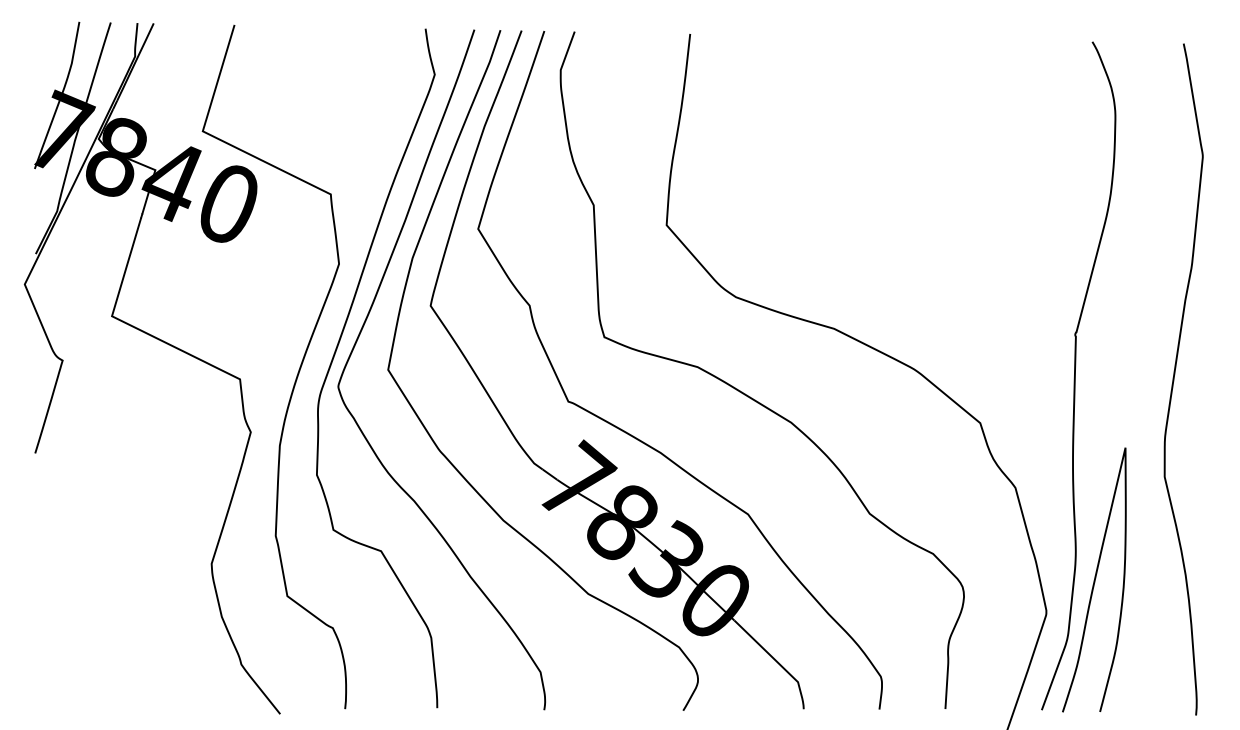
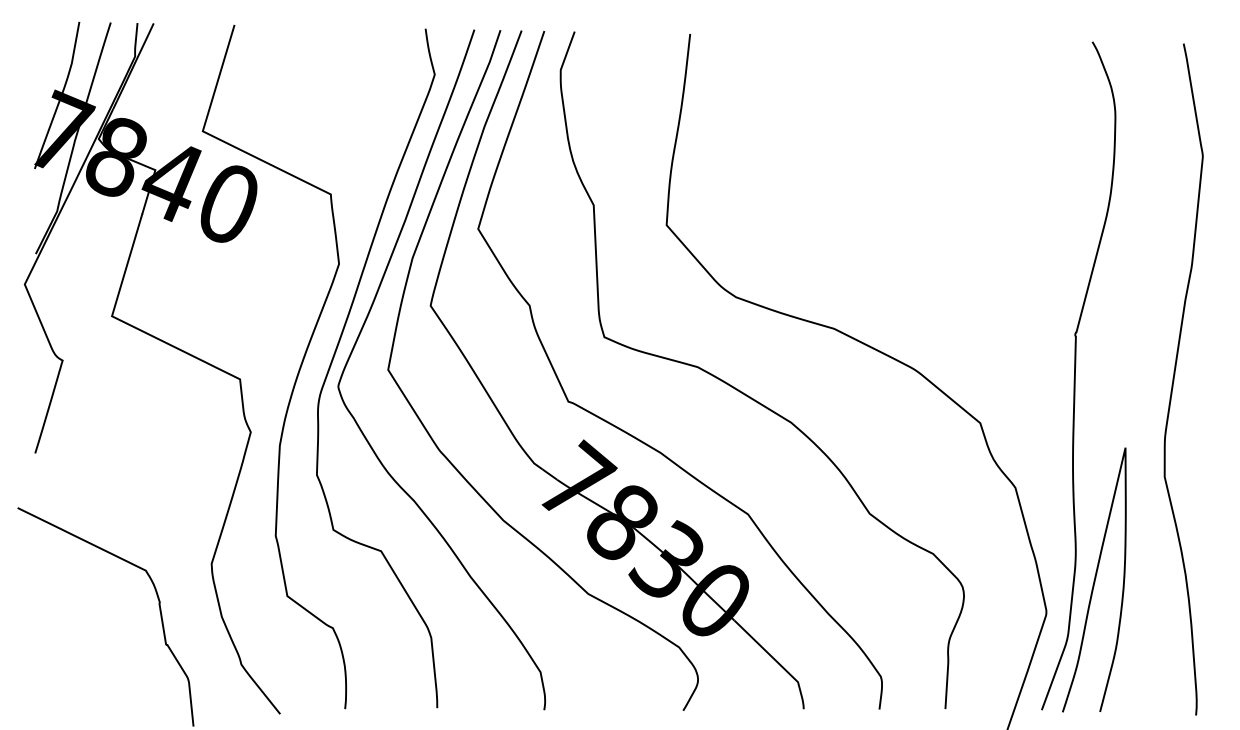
curve: none -> present (158, 605)
